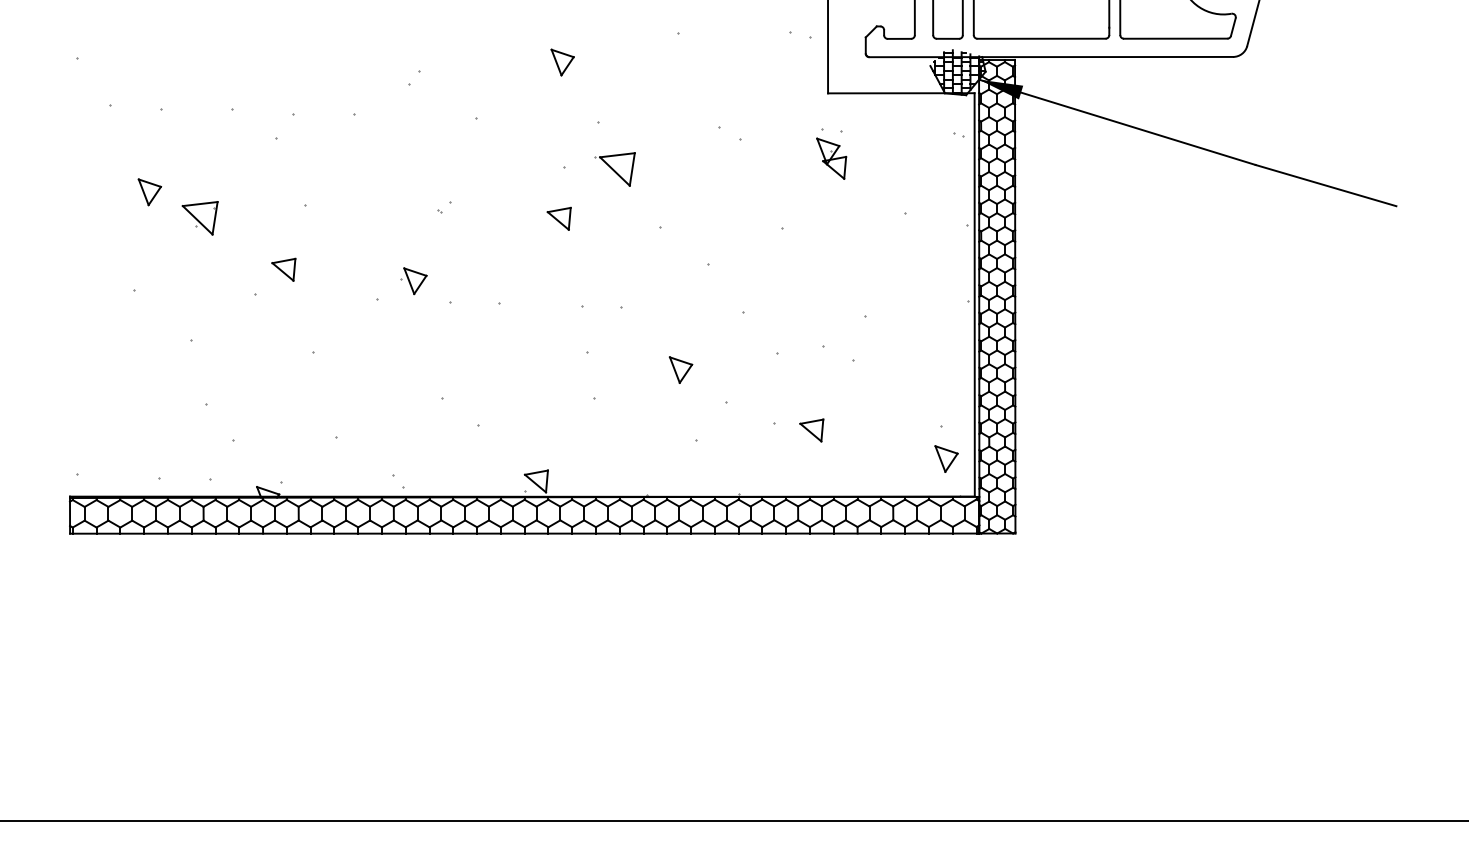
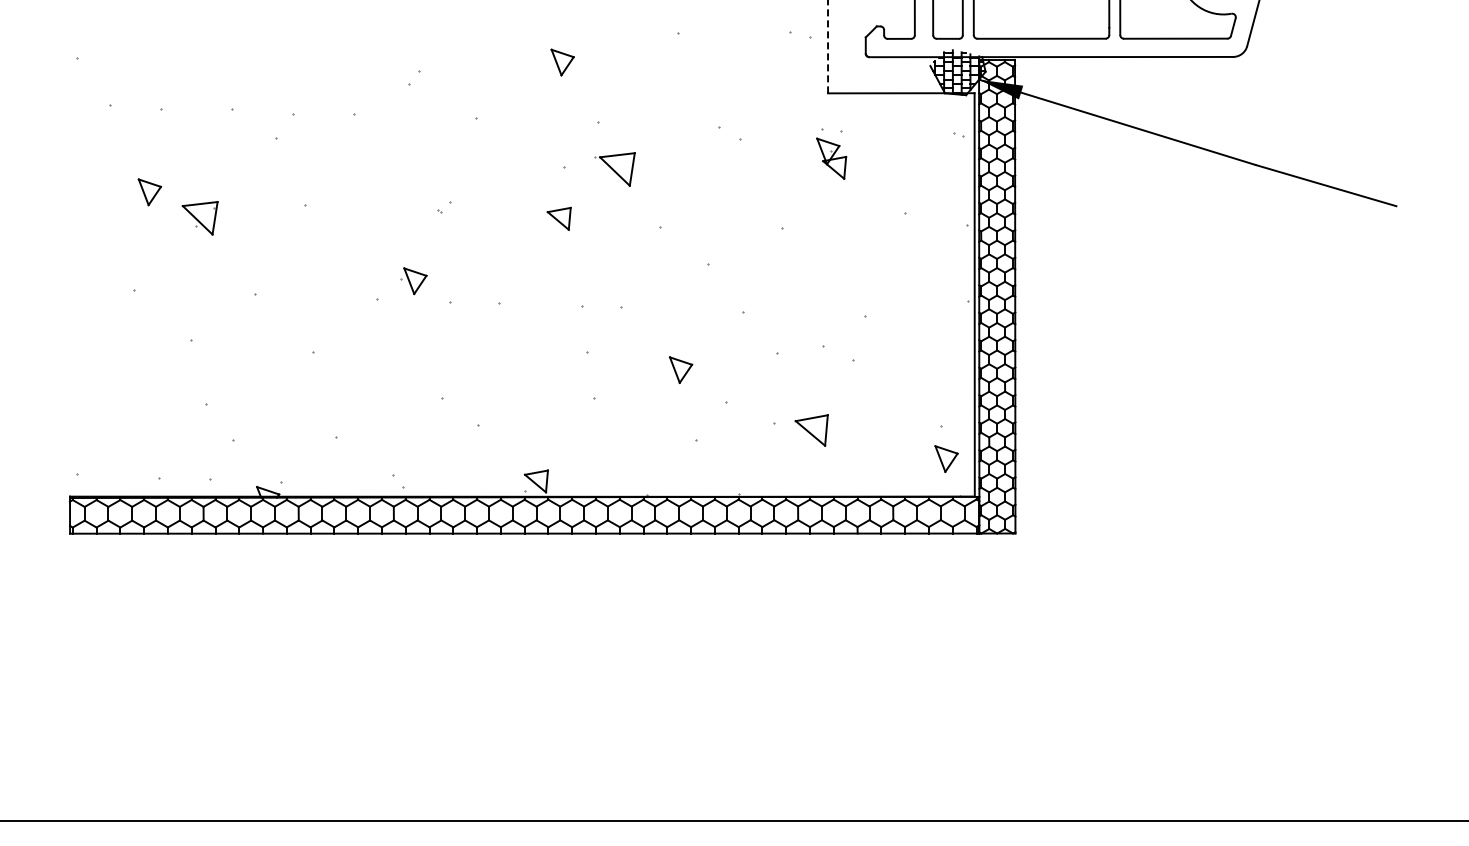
line: solid -> dashed (828, 46)
part: present -> none (283, 269)
part size: 26x25 px -> 35x33 px (811, 430)
